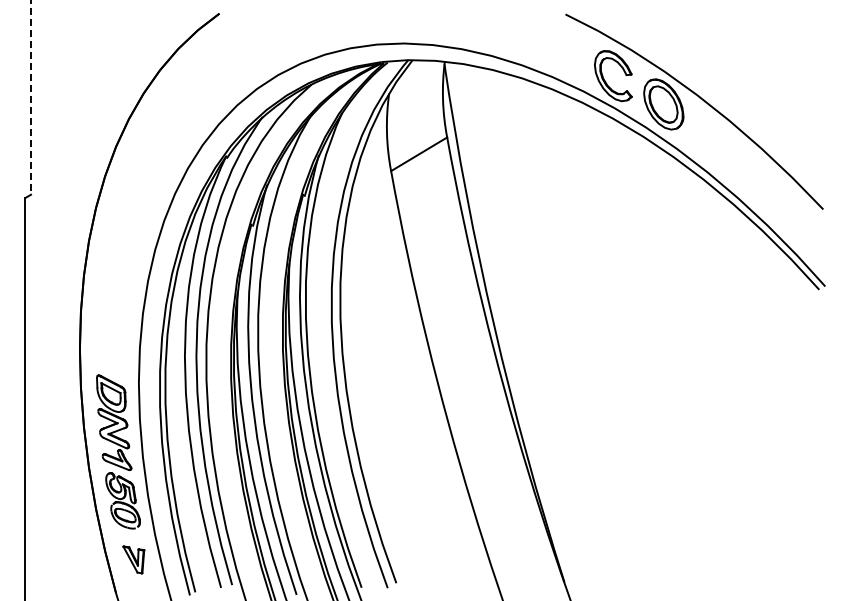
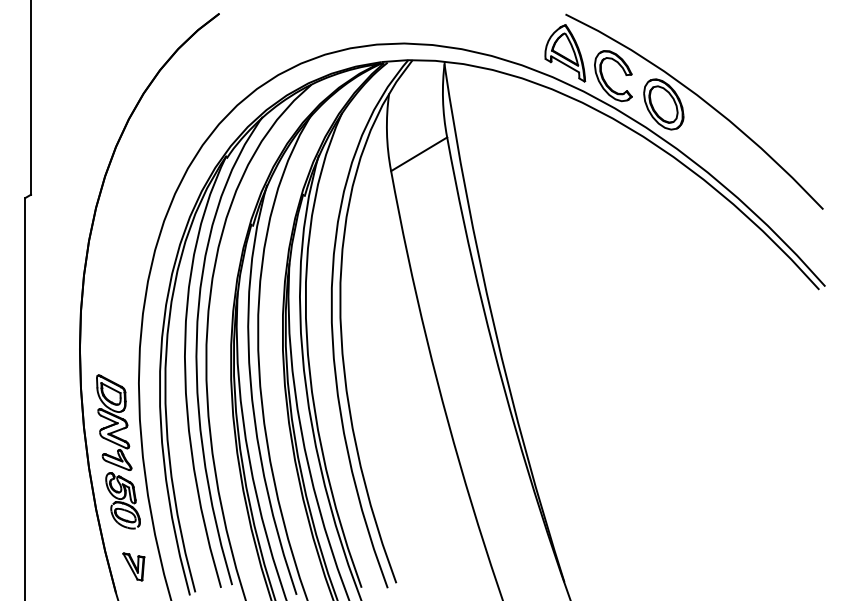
part: none -> present (565, 53)
line: dashed -> solid (31, 97)
part position: (133, 559) -> (133, 566) (133, 566)
